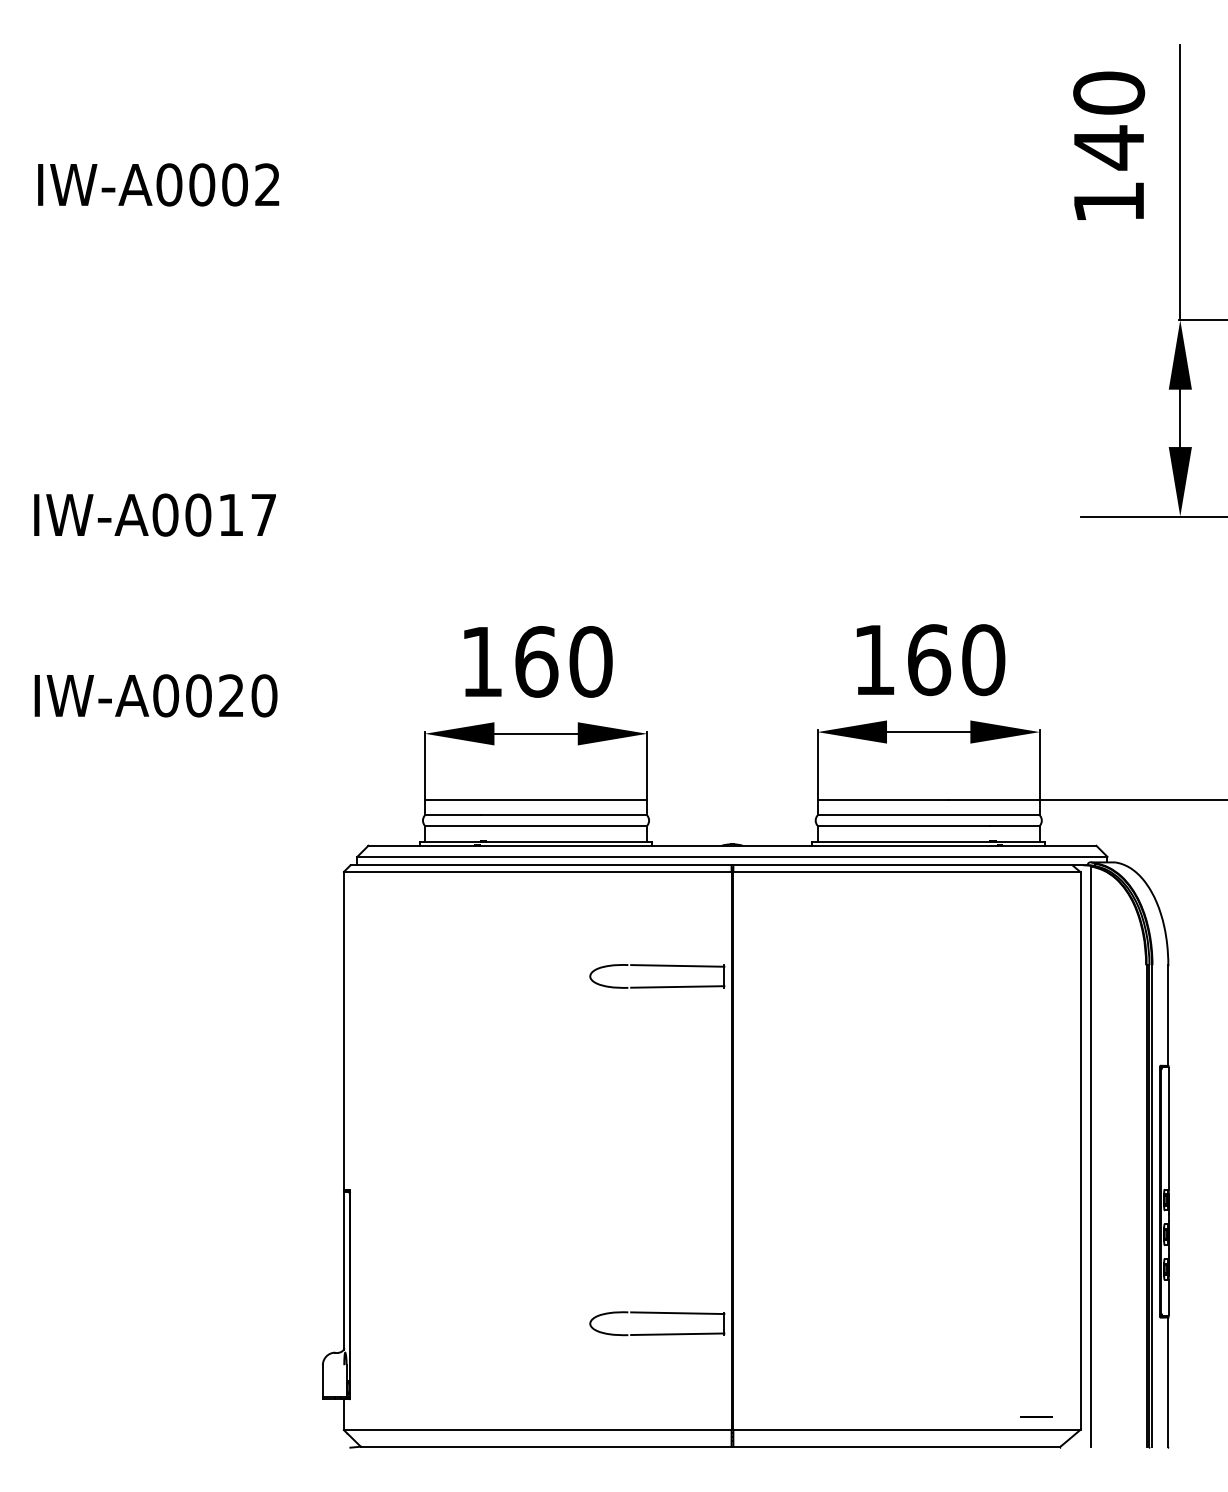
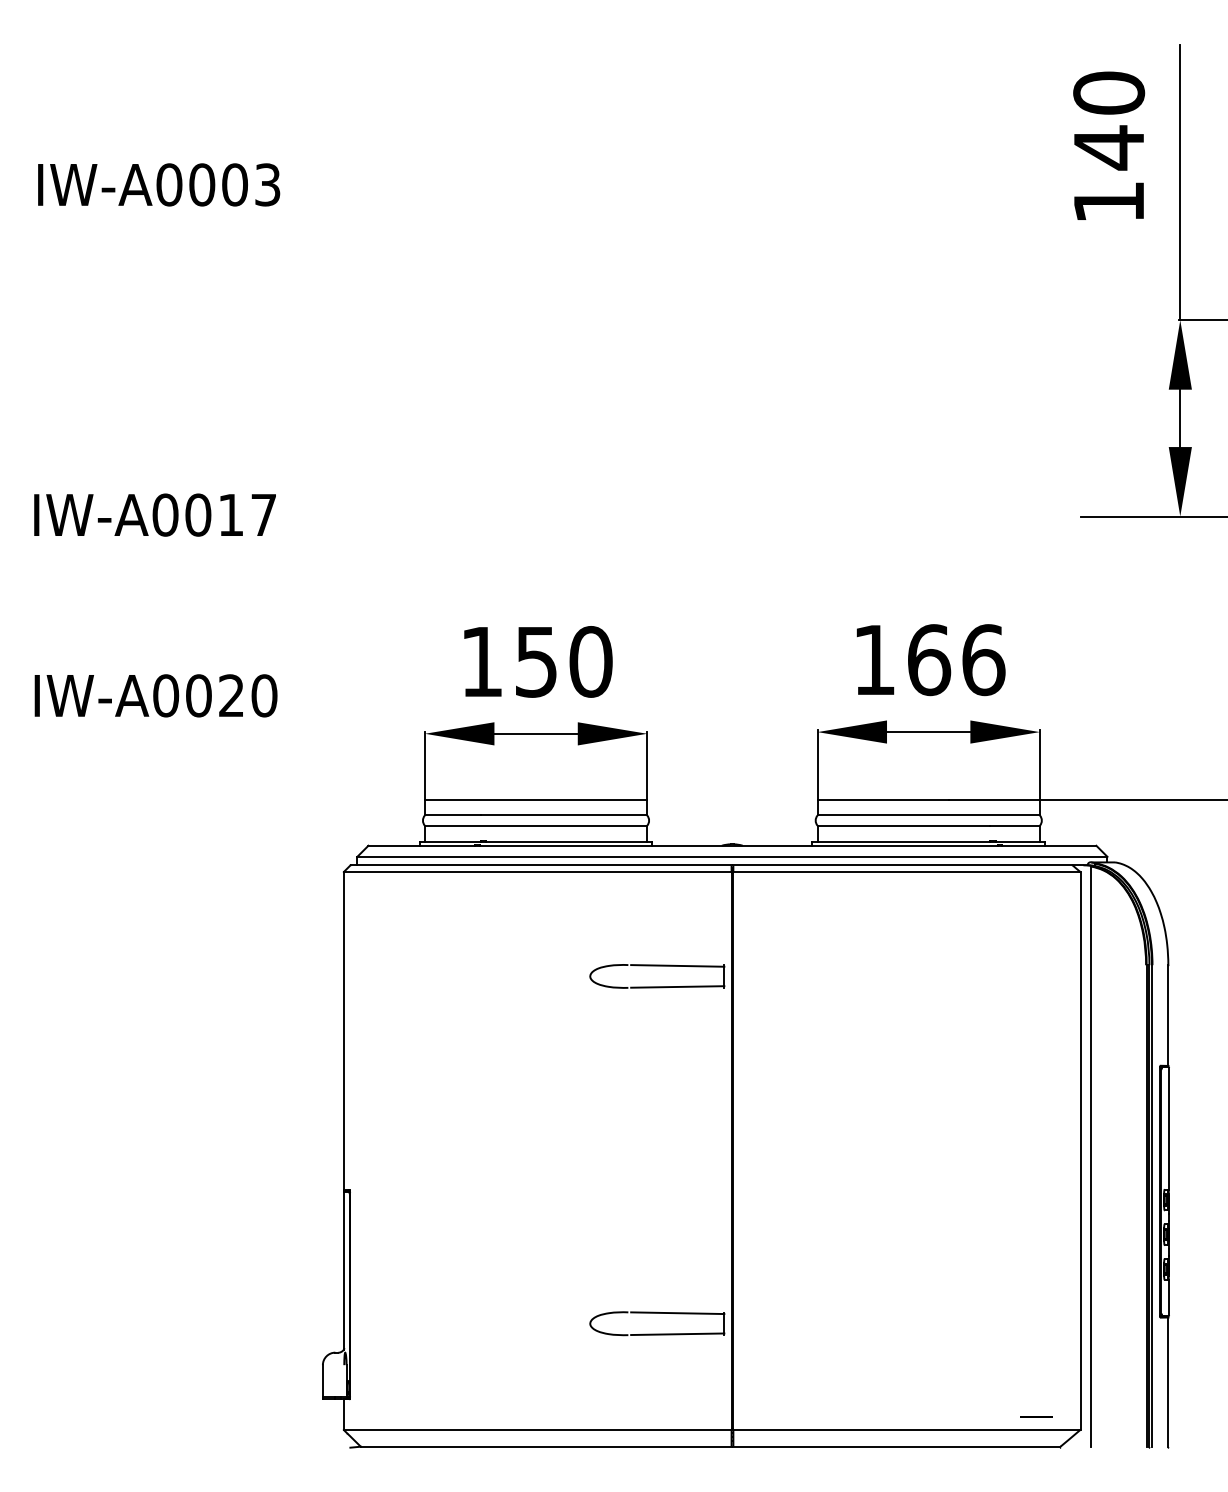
text: IW-A0002 -> IW-A0003 (267, 184)
text: 160 -> 166 (983, 659)
text: 160 -> 150 (536, 661)
